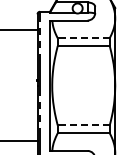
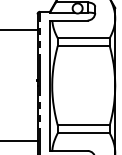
line: dashed -> solid (83, 38)
line: dashed -> solid (83, 125)
